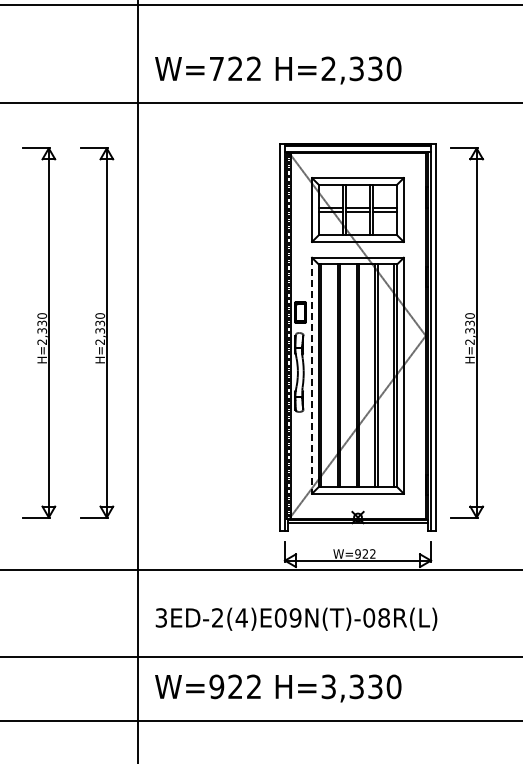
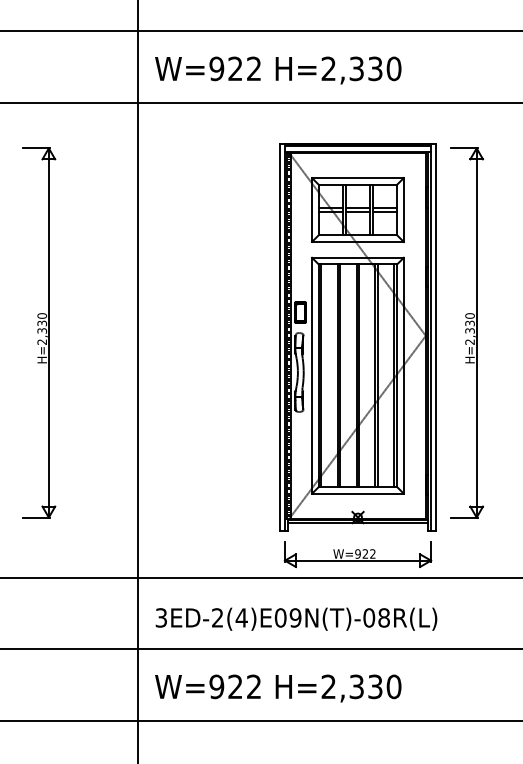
line position: (260, 5) -> (260, 31) (260, 31)
text: W=722 -> W=922 (216, 68)
part: present -> none (97, 332)
line: dashed -> solid (312, 375)
line position: (260, 569) -> (260, 577) (260, 577)
line position: (260, 657) -> (260, 649) (260, 649)
text: H=3,330 -> H=2,330 (328, 687)
